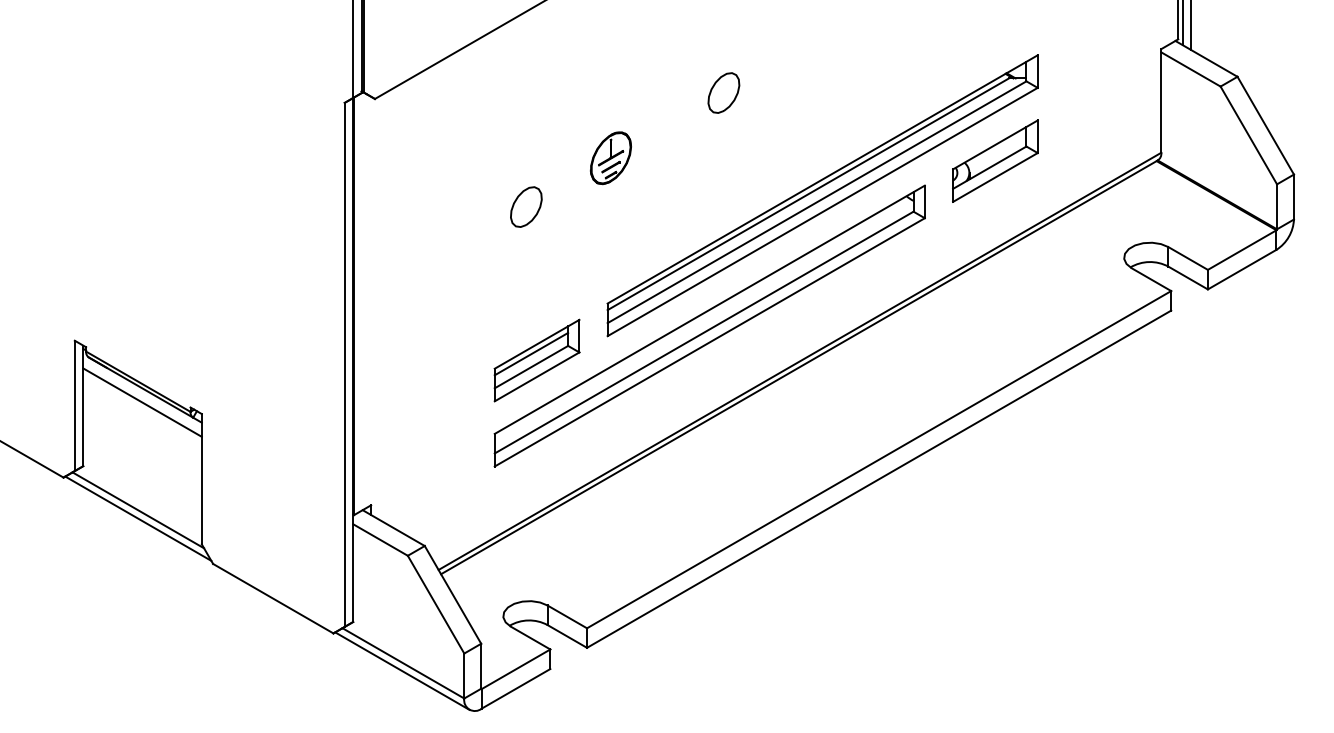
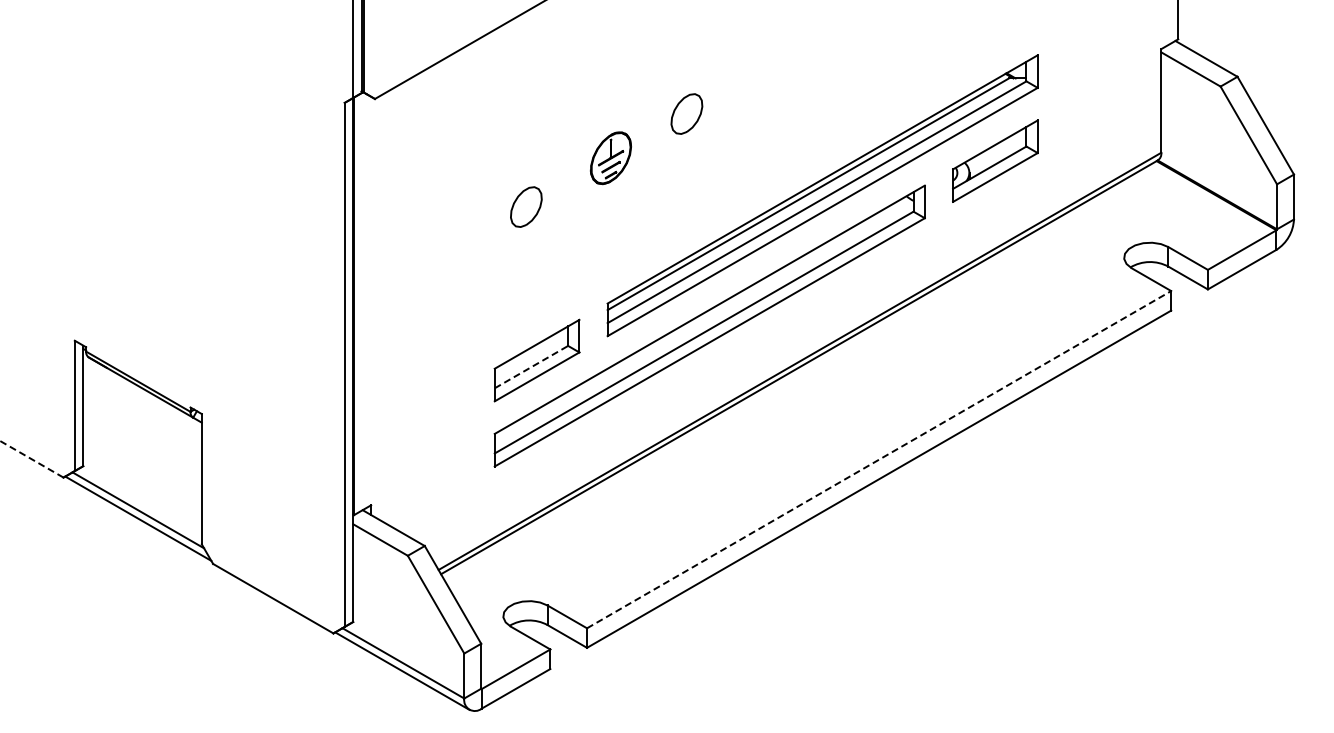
line: present -> none (1182, 23)
line: present -> none (1191, 26)
part position: (723, 92) -> (686, 113) (686, 113)
line: present -> none (531, 353)
line: solid -> dashed (531, 366)
line: present -> none (142, 402)
line: solid -> dashed (31, 459)
line: solid -> dashed (879, 459)
